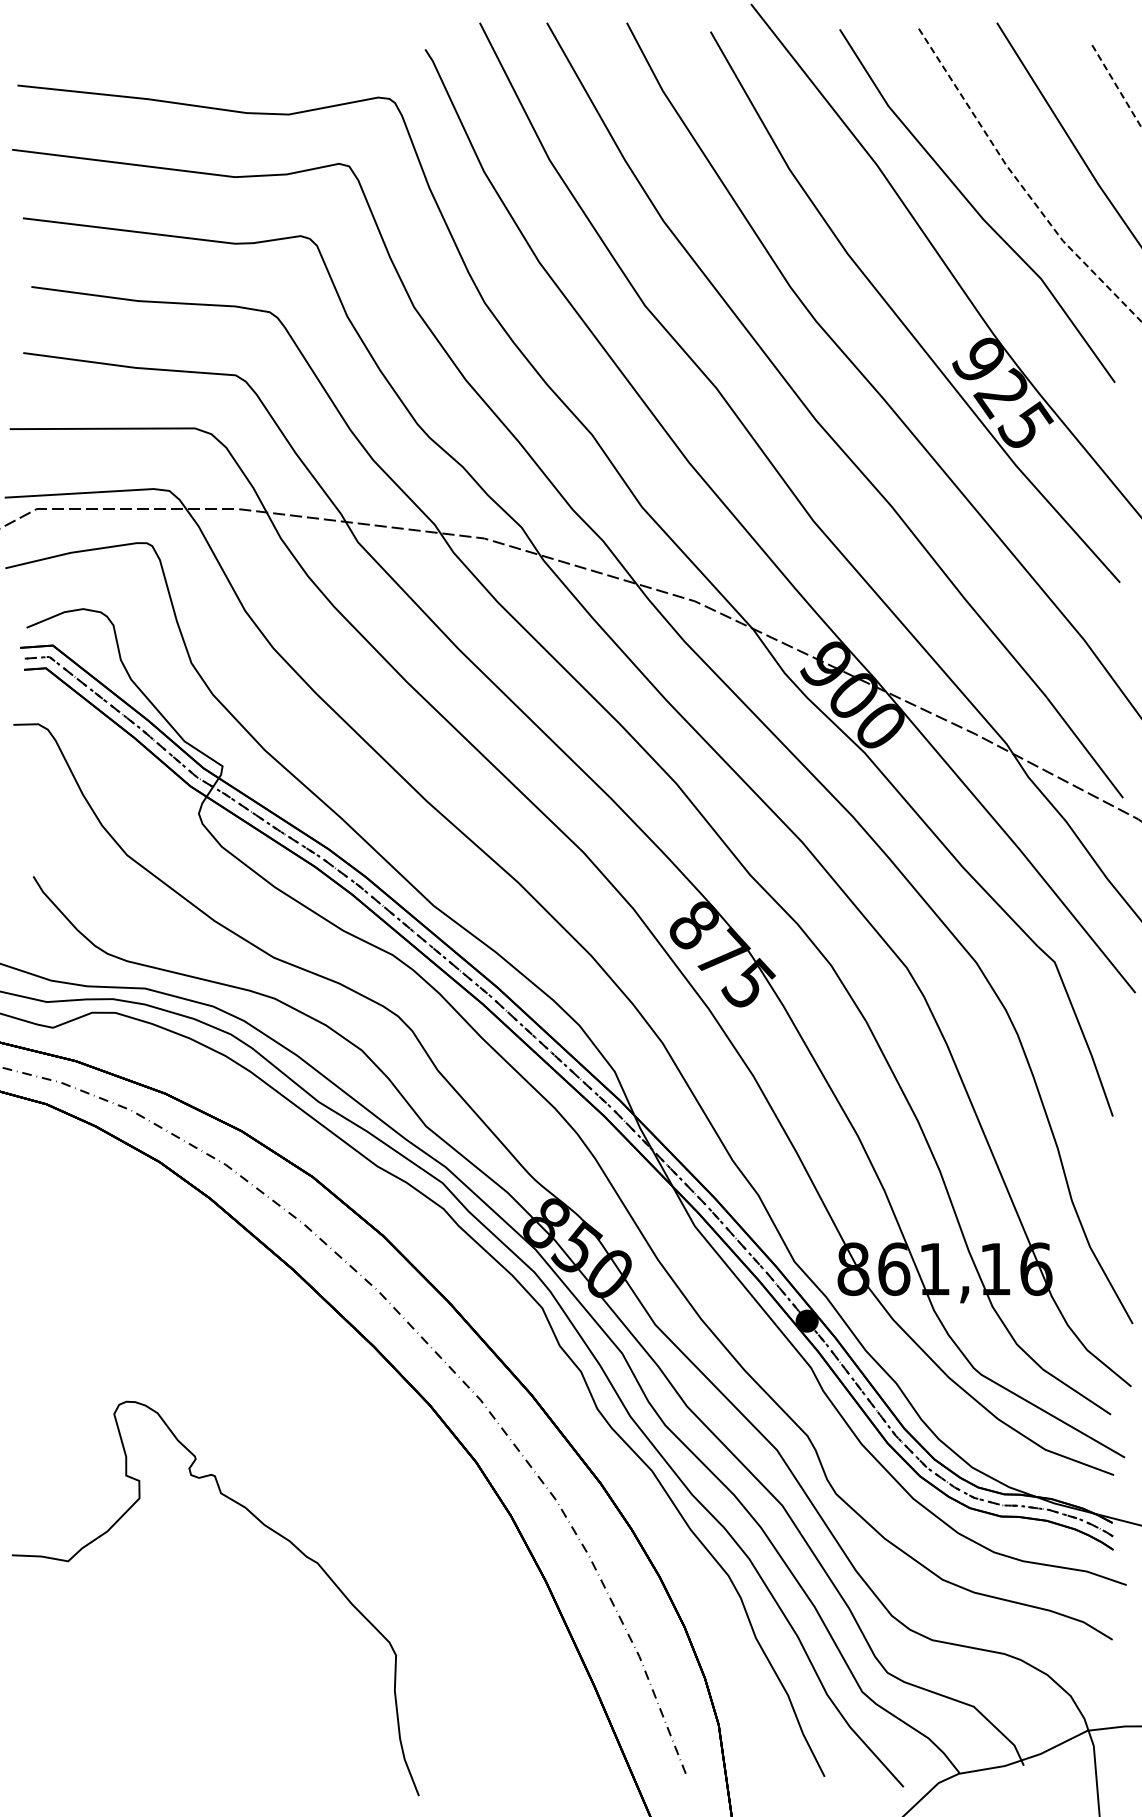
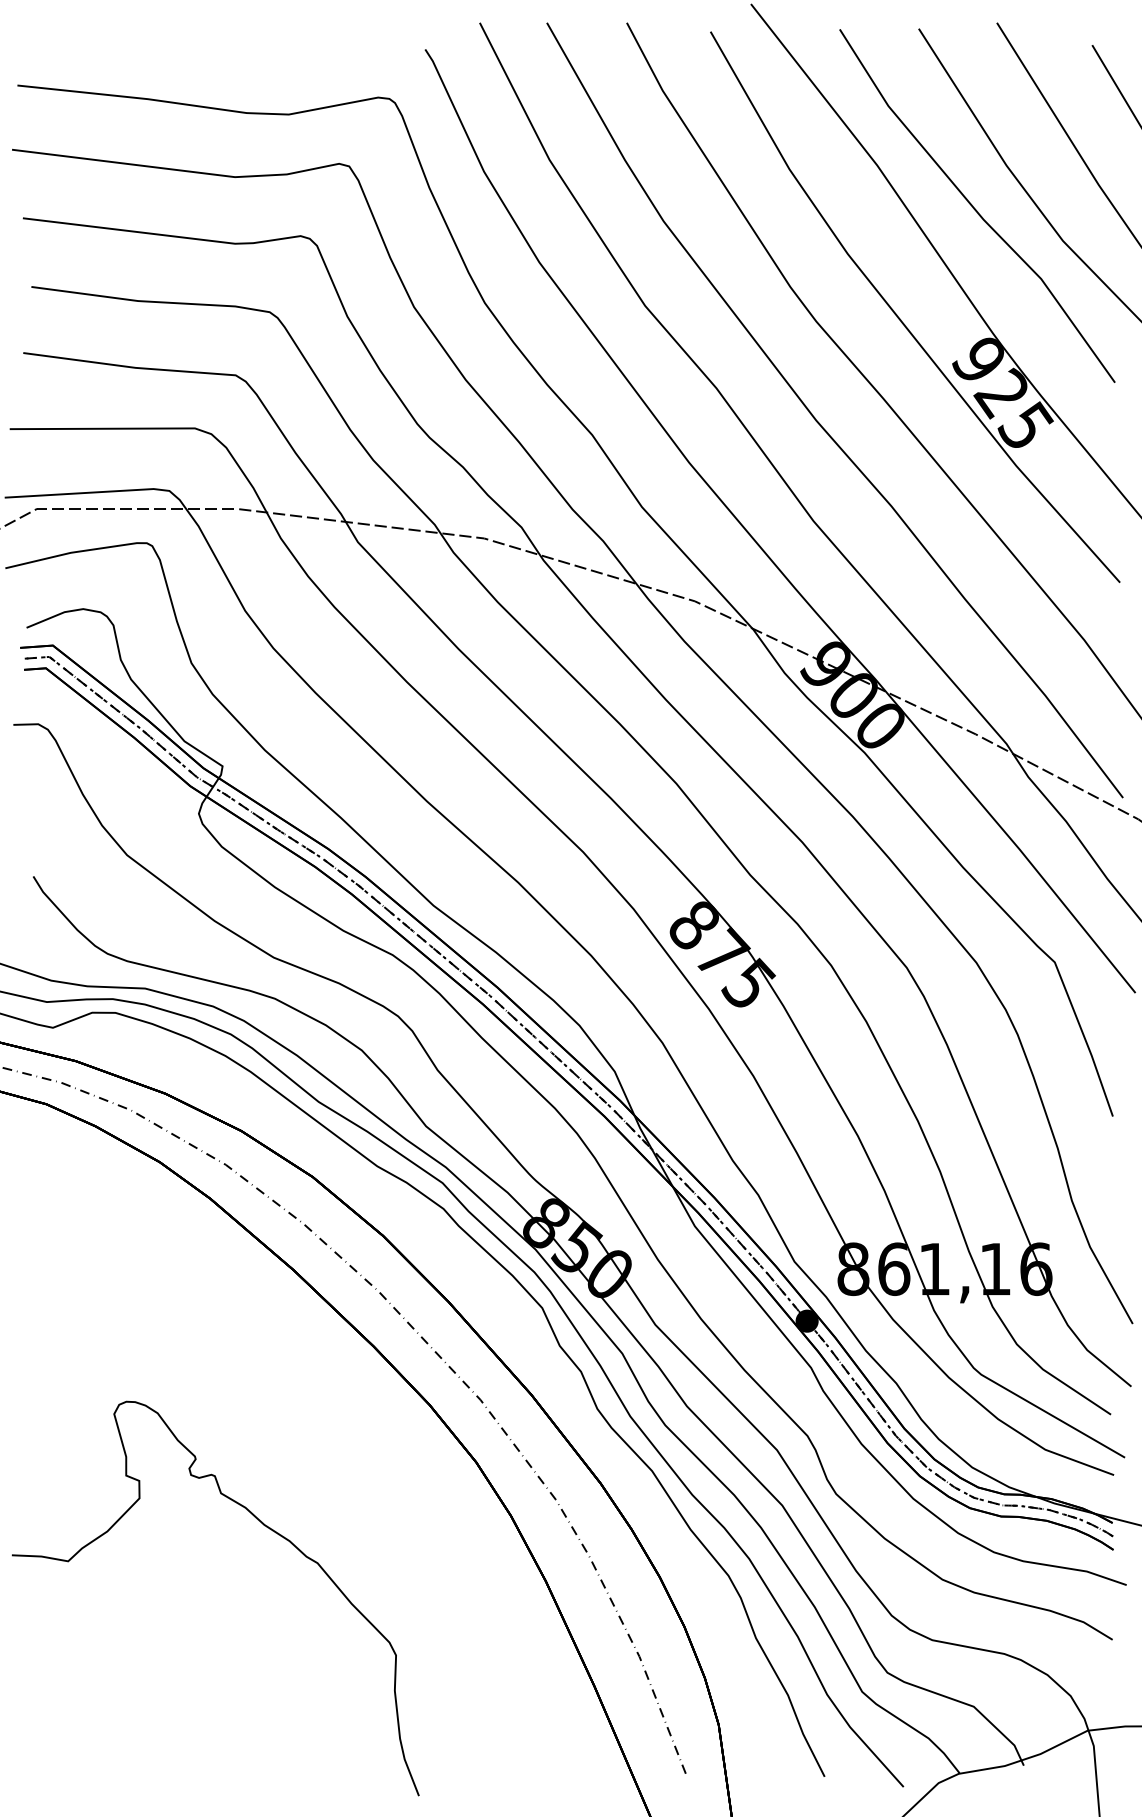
line: dashed -> solid (1117, 86)
line: dashed -> solid (1020, 183)
